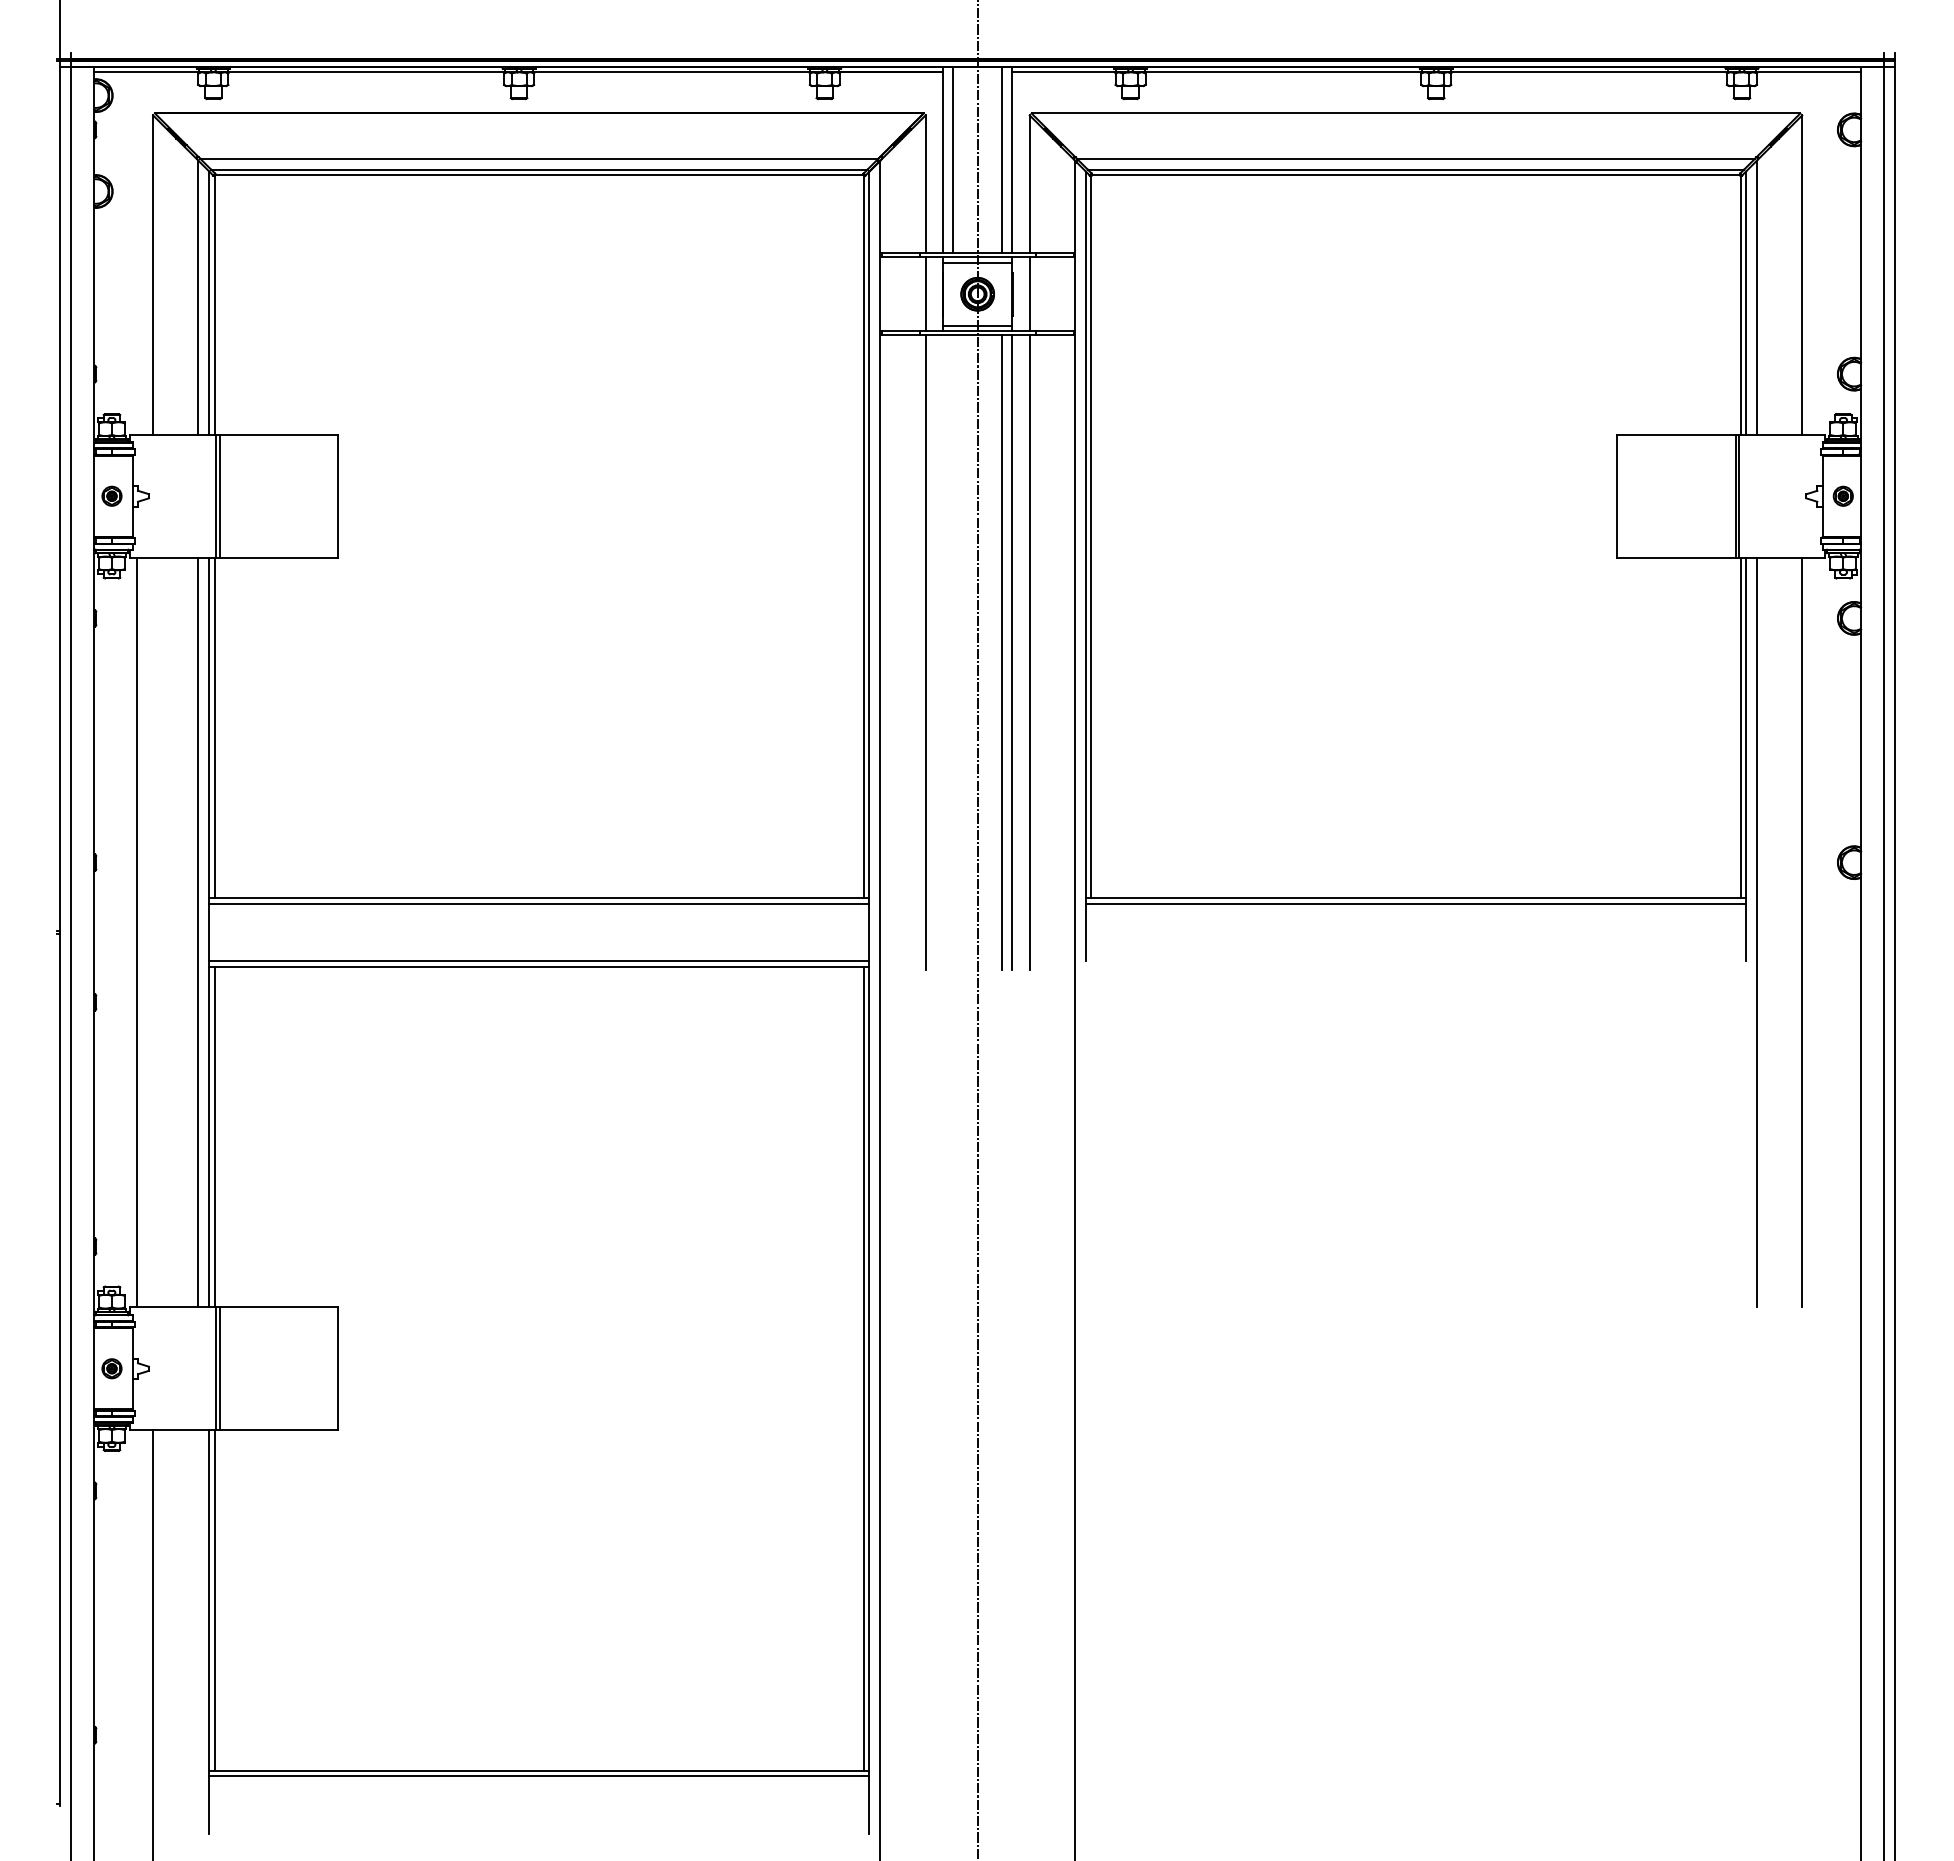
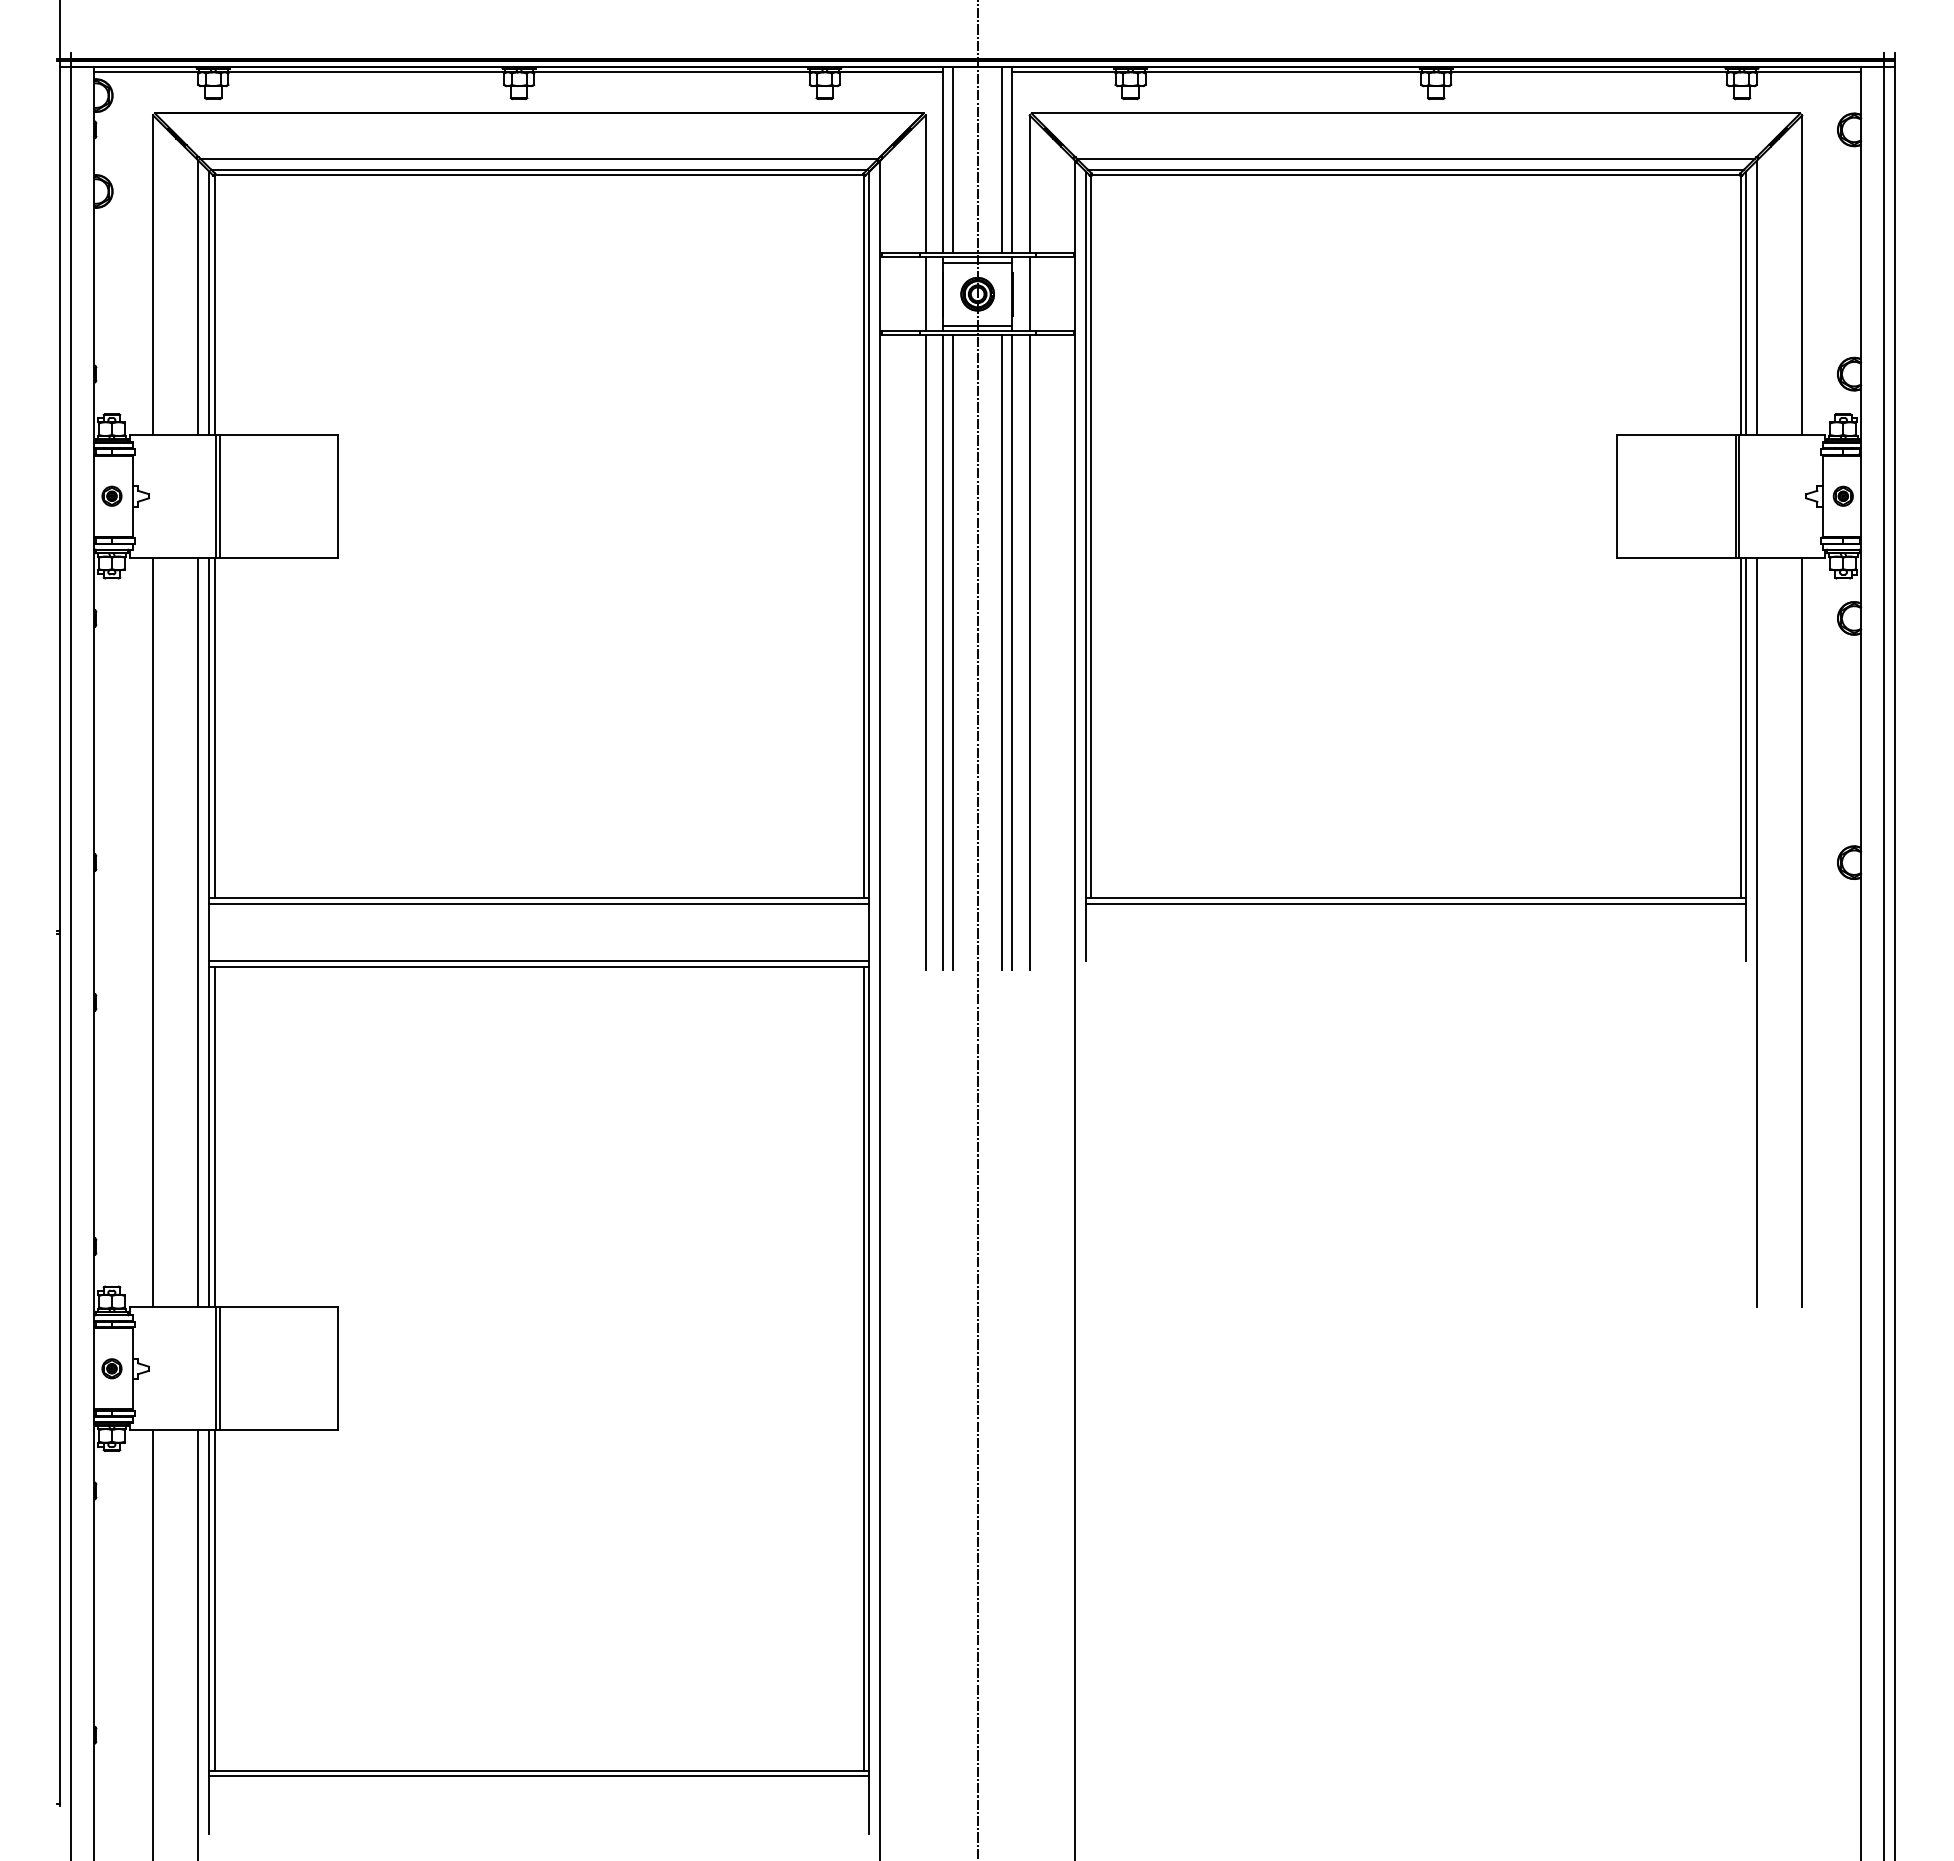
line: none -> present (943, 652)
line: none -> present (953, 652)
line position: (137, 932) -> (153, 932) (153, 932)
line: none -> present (198, 1643)
